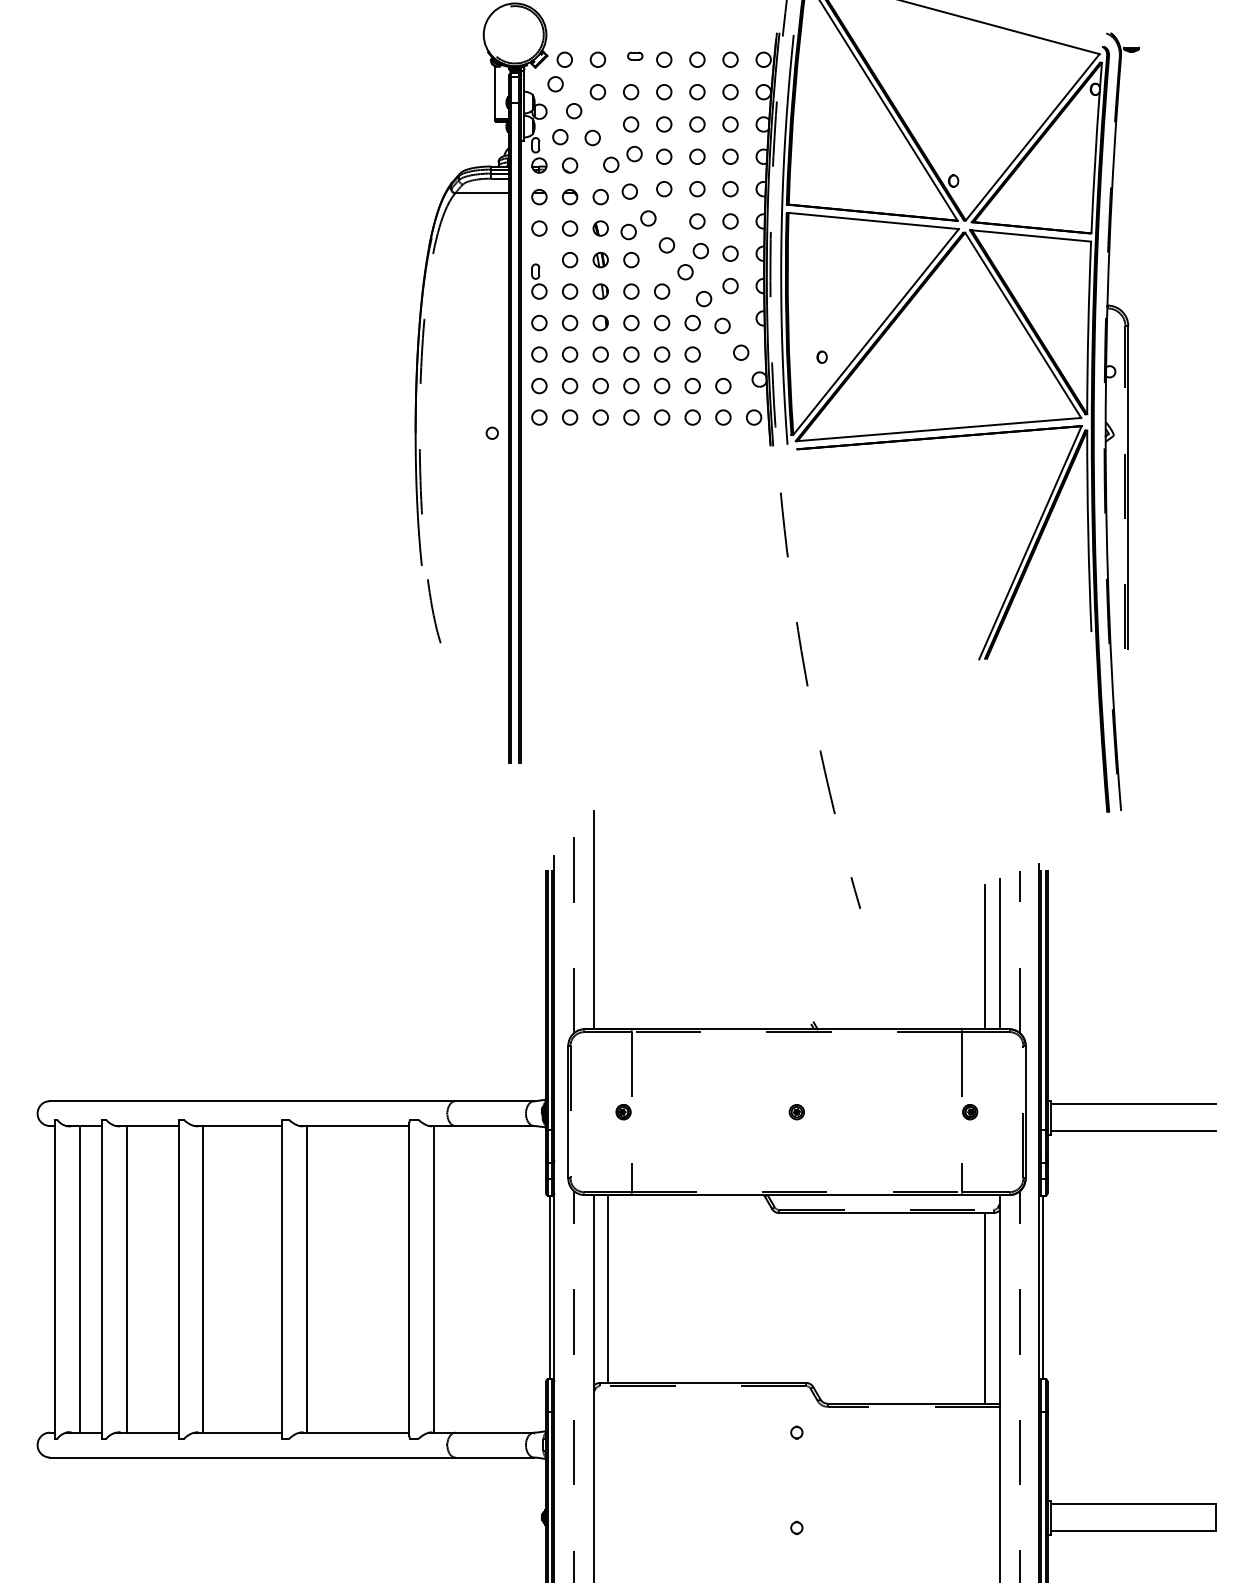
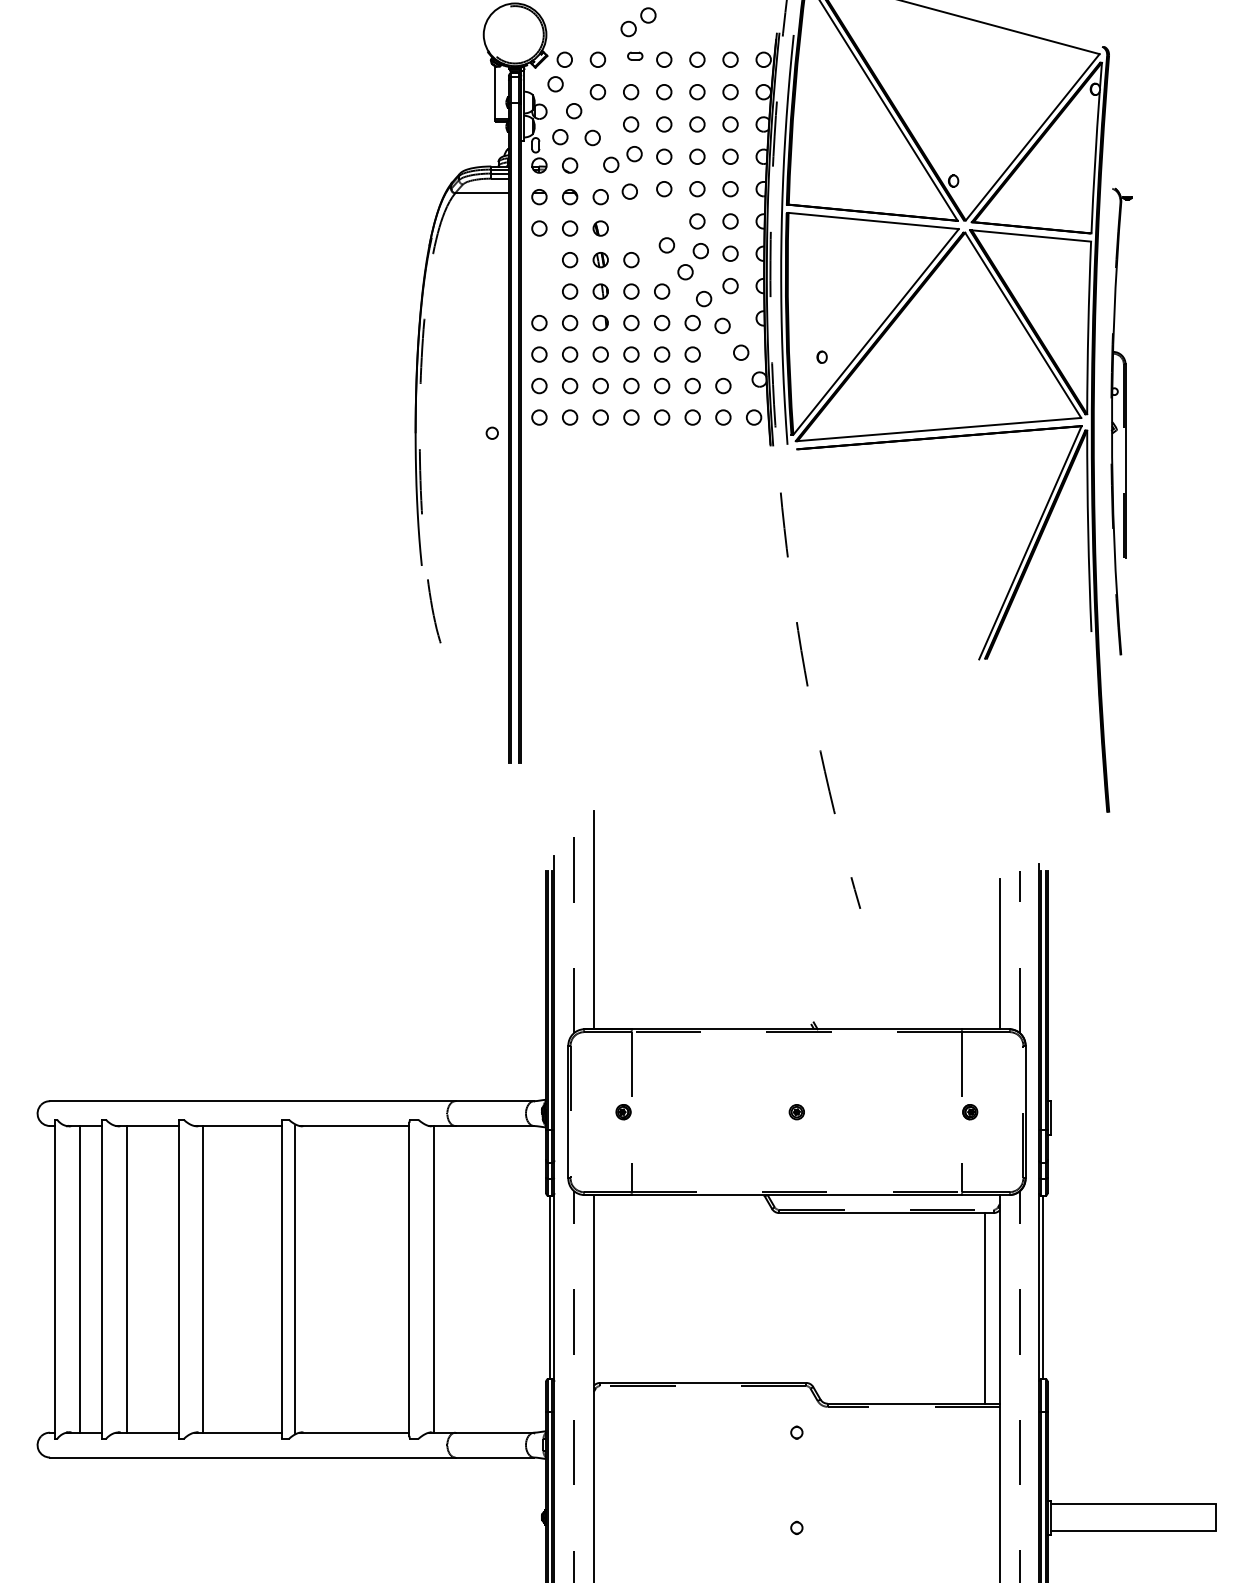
part position: (638, 225) -> (638, 22) (638, 22)
part: present -> none (539, 281)
part size: 37x779 px -> 23x469 px (1121, 421)
line: present -> none (985, 956)
line: present -> none (1133, 1103)
line: present -> none (1133, 1131)
line position: (306, 1279) -> (294, 1279) (294, 1279)
line: present -> none (608, 1288)
